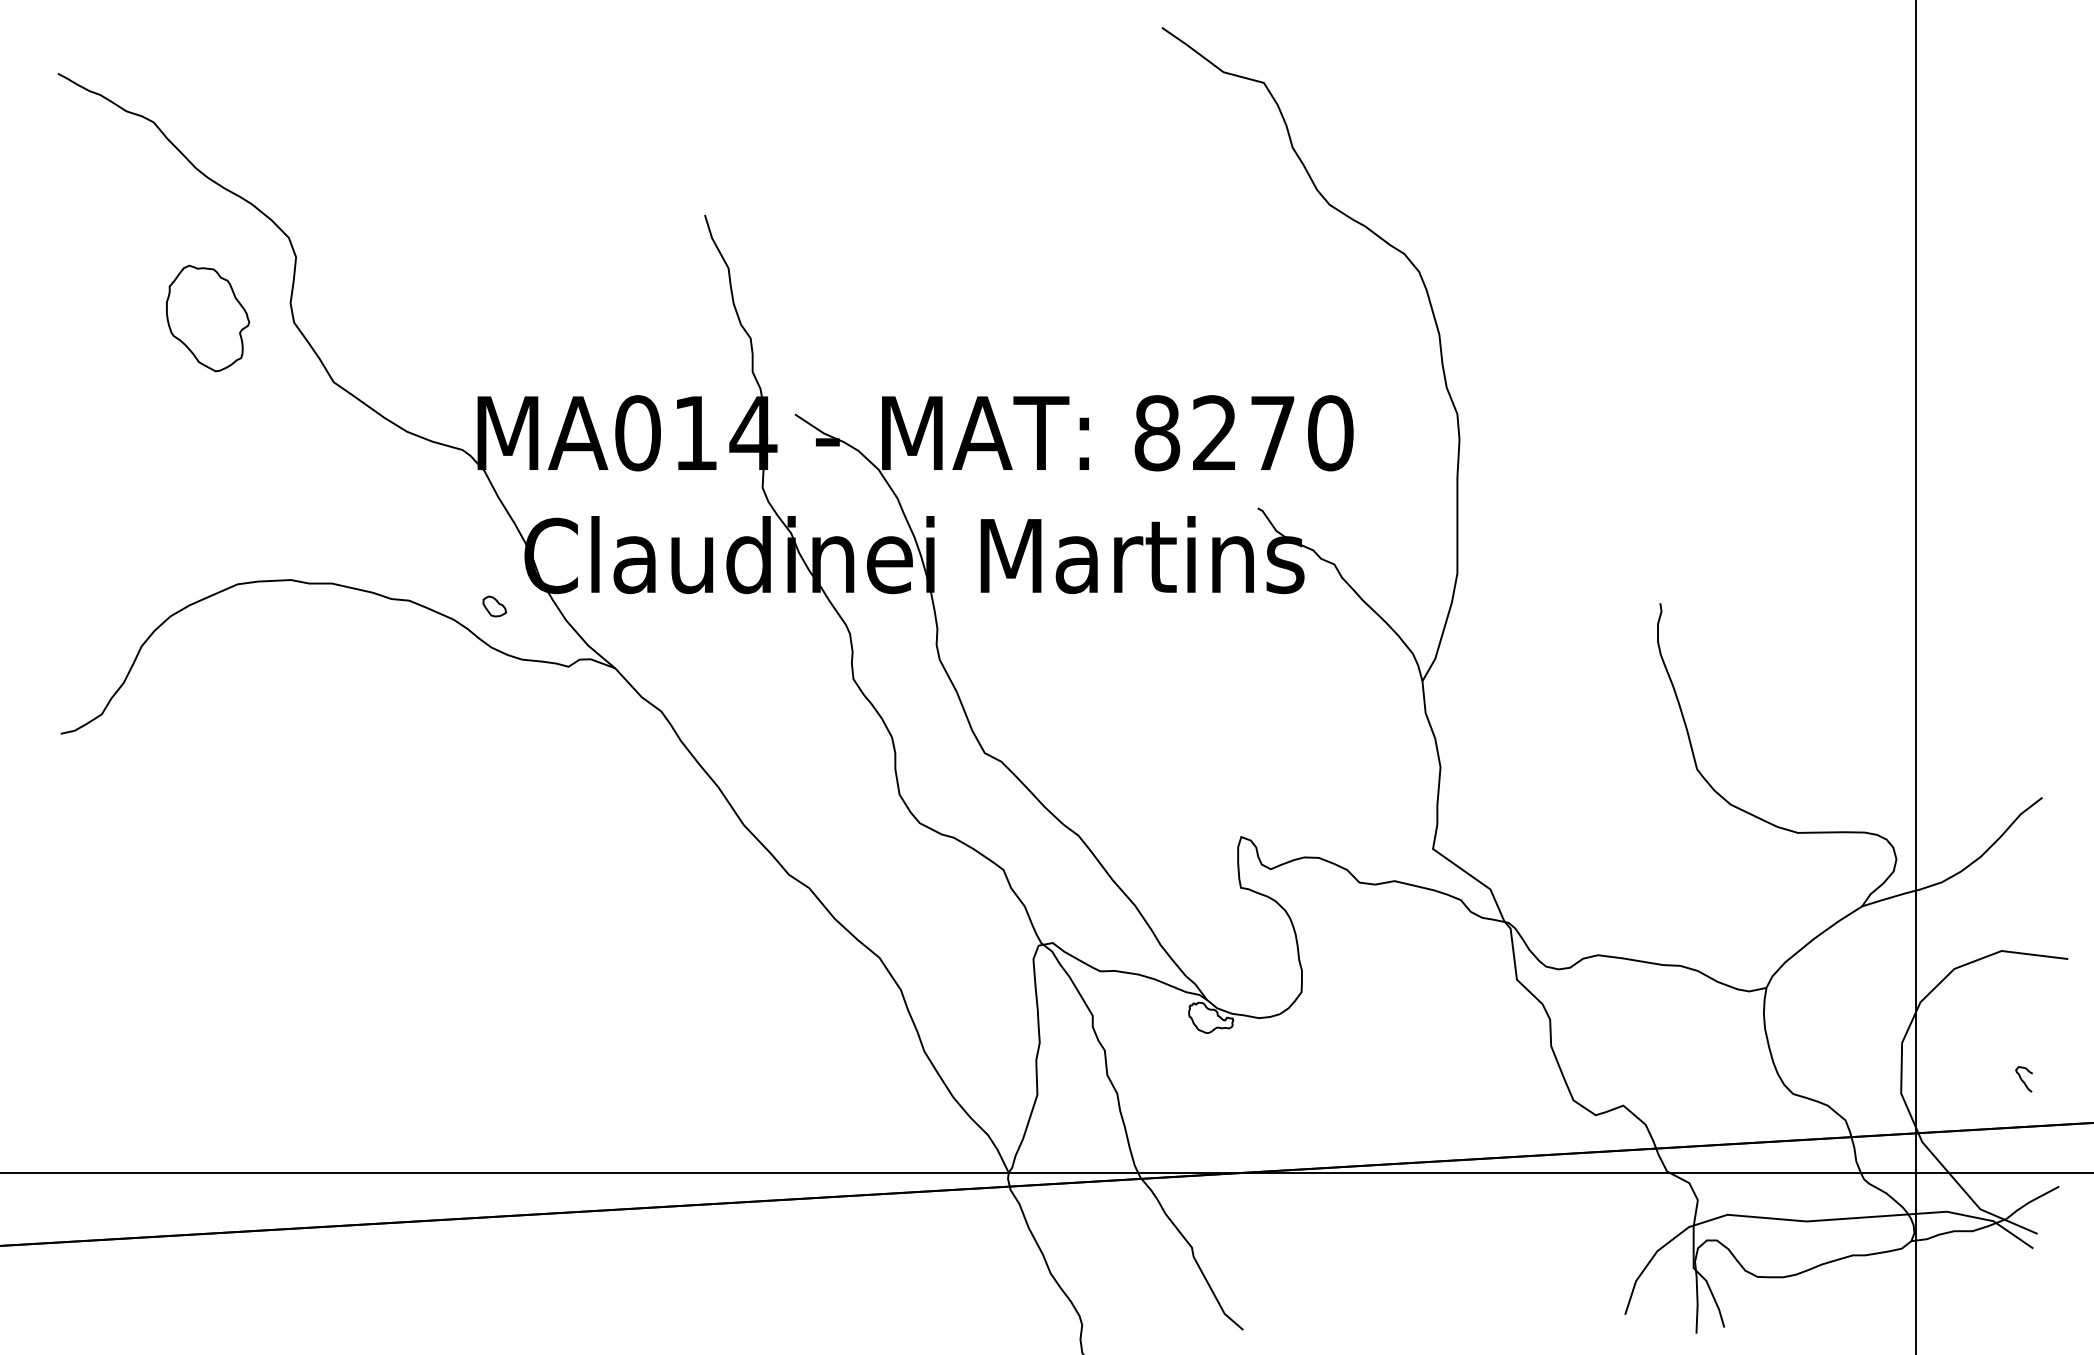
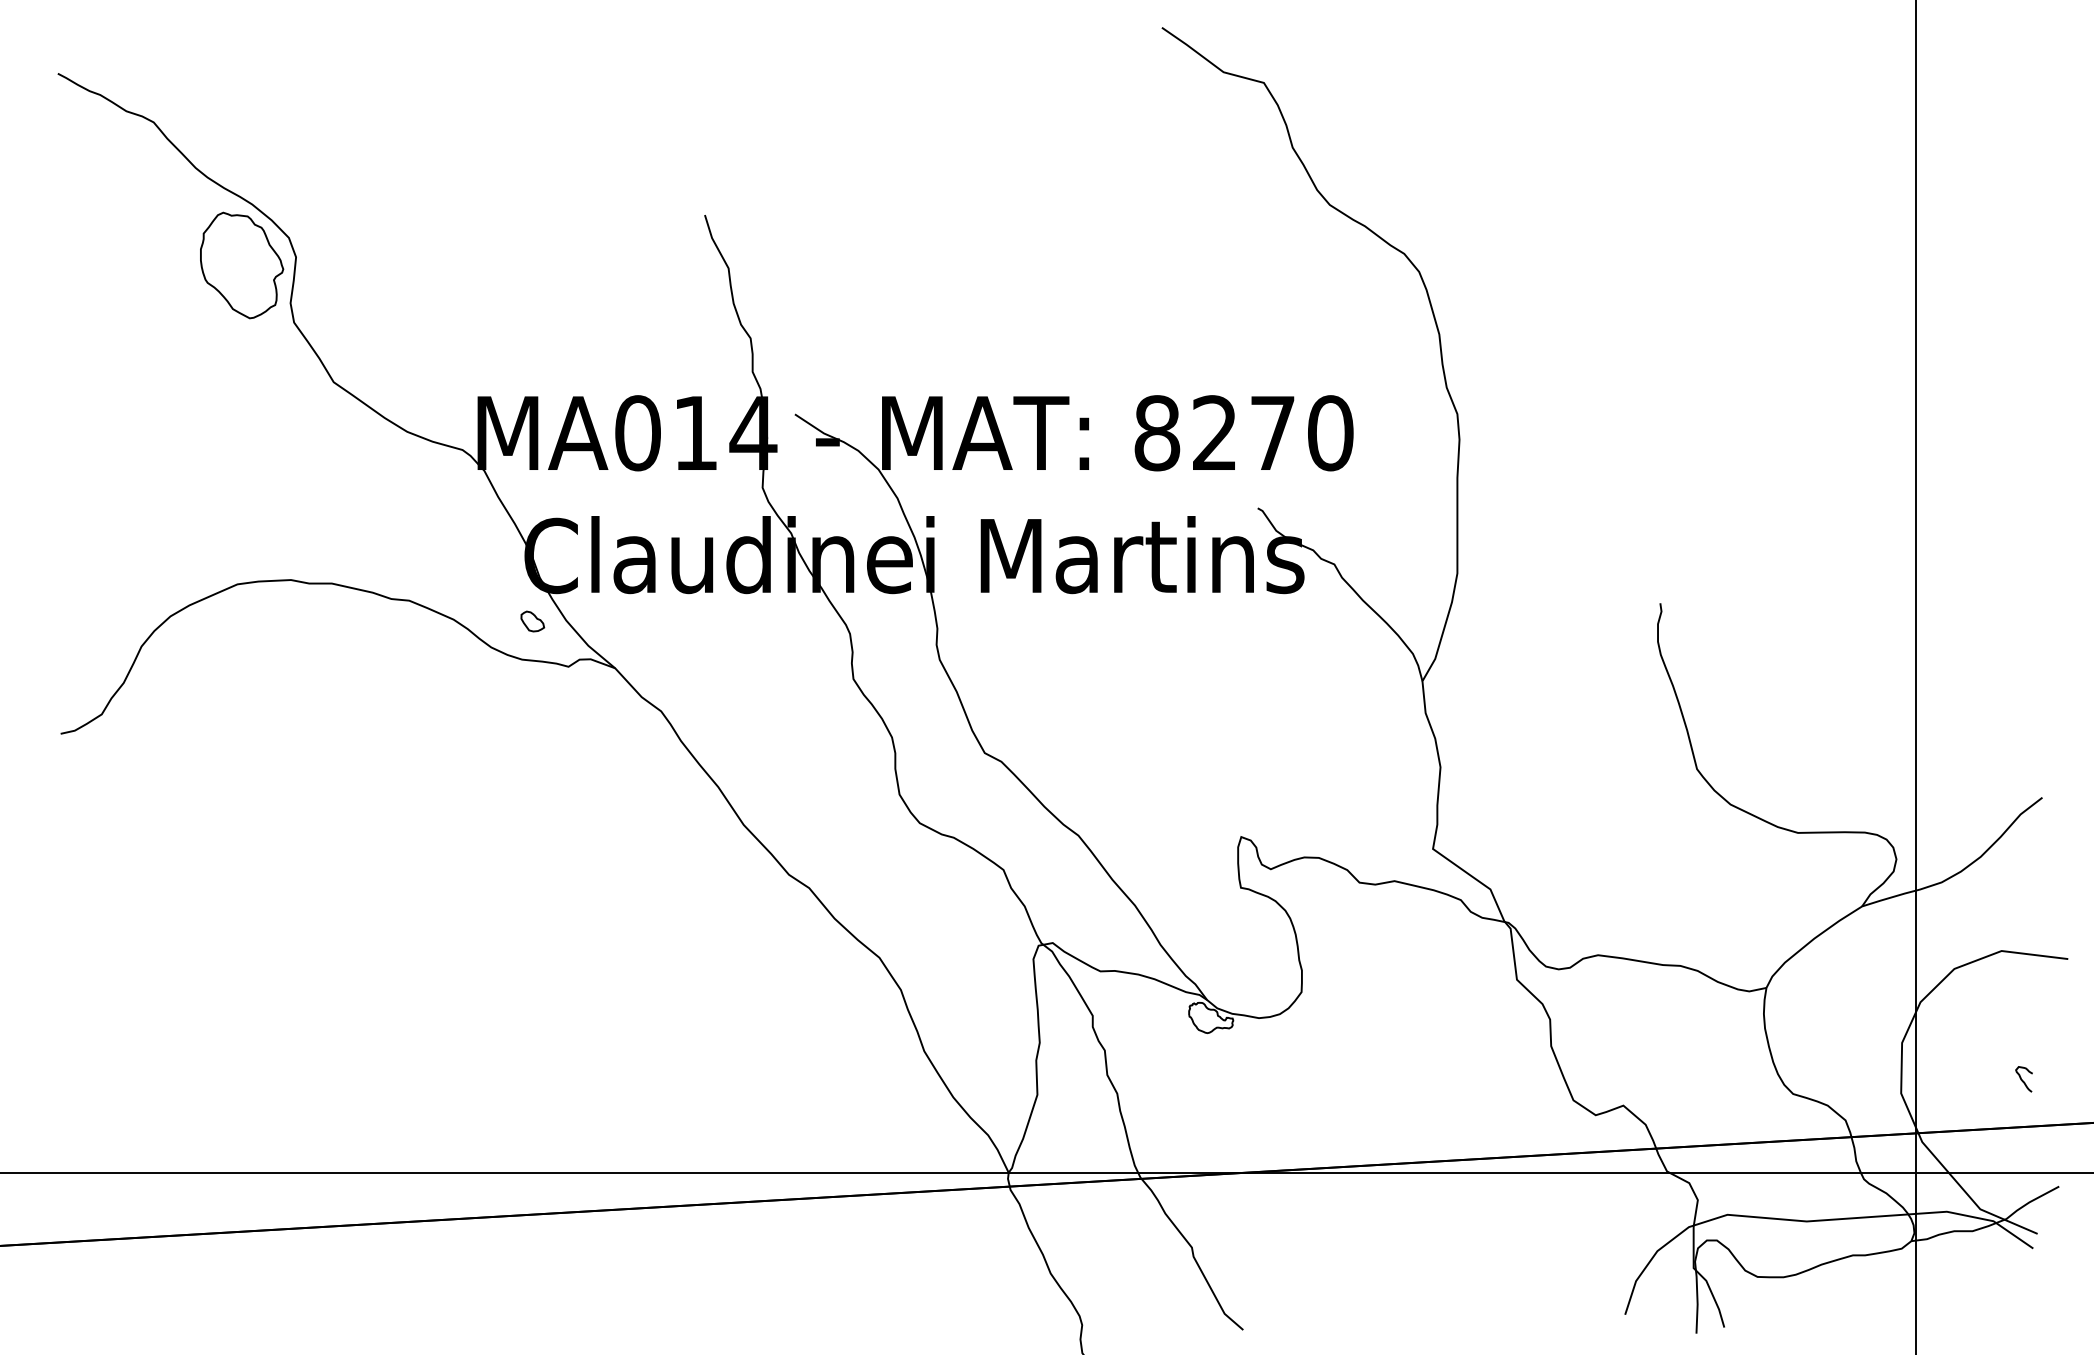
part position: (208, 318) -> (242, 265) (242, 265)
part position: (494, 606) -> (532, 621) (532, 621)
